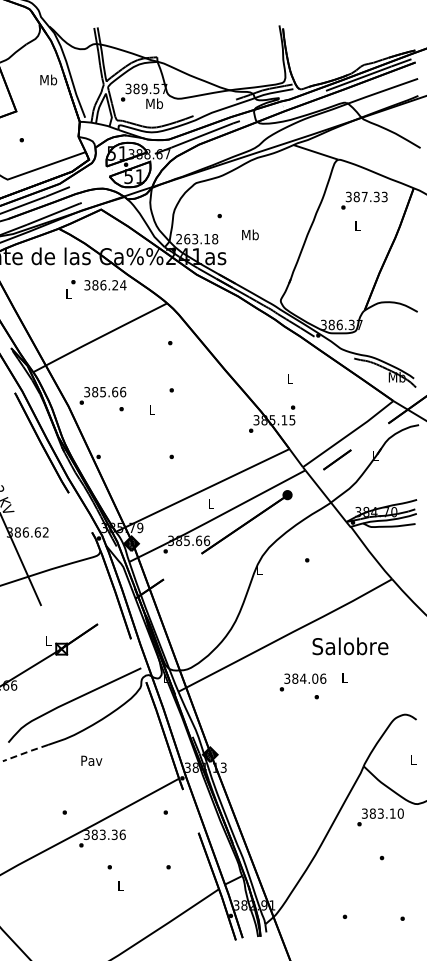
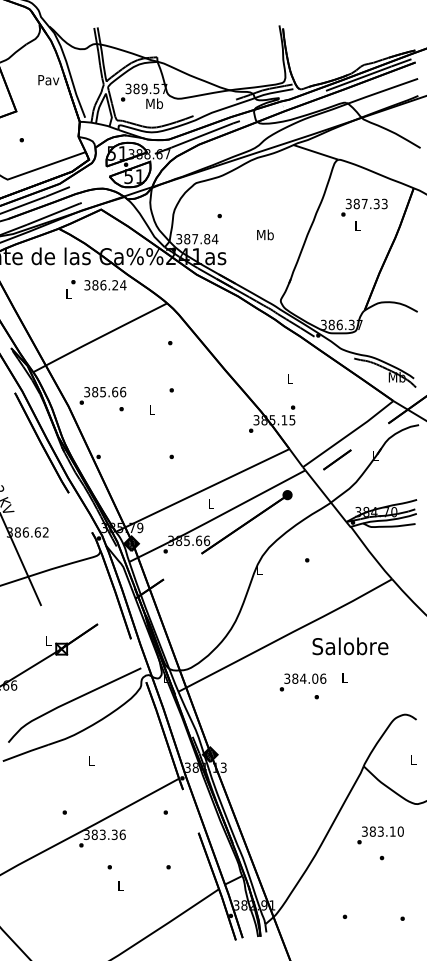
text: Mb -> Pav (48, 79)
text position: (364, 200) -> (364, 207) (364, 207)
text position: (250, 234) -> (265, 234) (265, 234)
text: 263.18 -> 387.84 (197, 239)
line: dashed -> solid (24, 753)
text: Pav -> L (91, 760)
text position: (380, 817) -> (380, 835) (380, 835)
